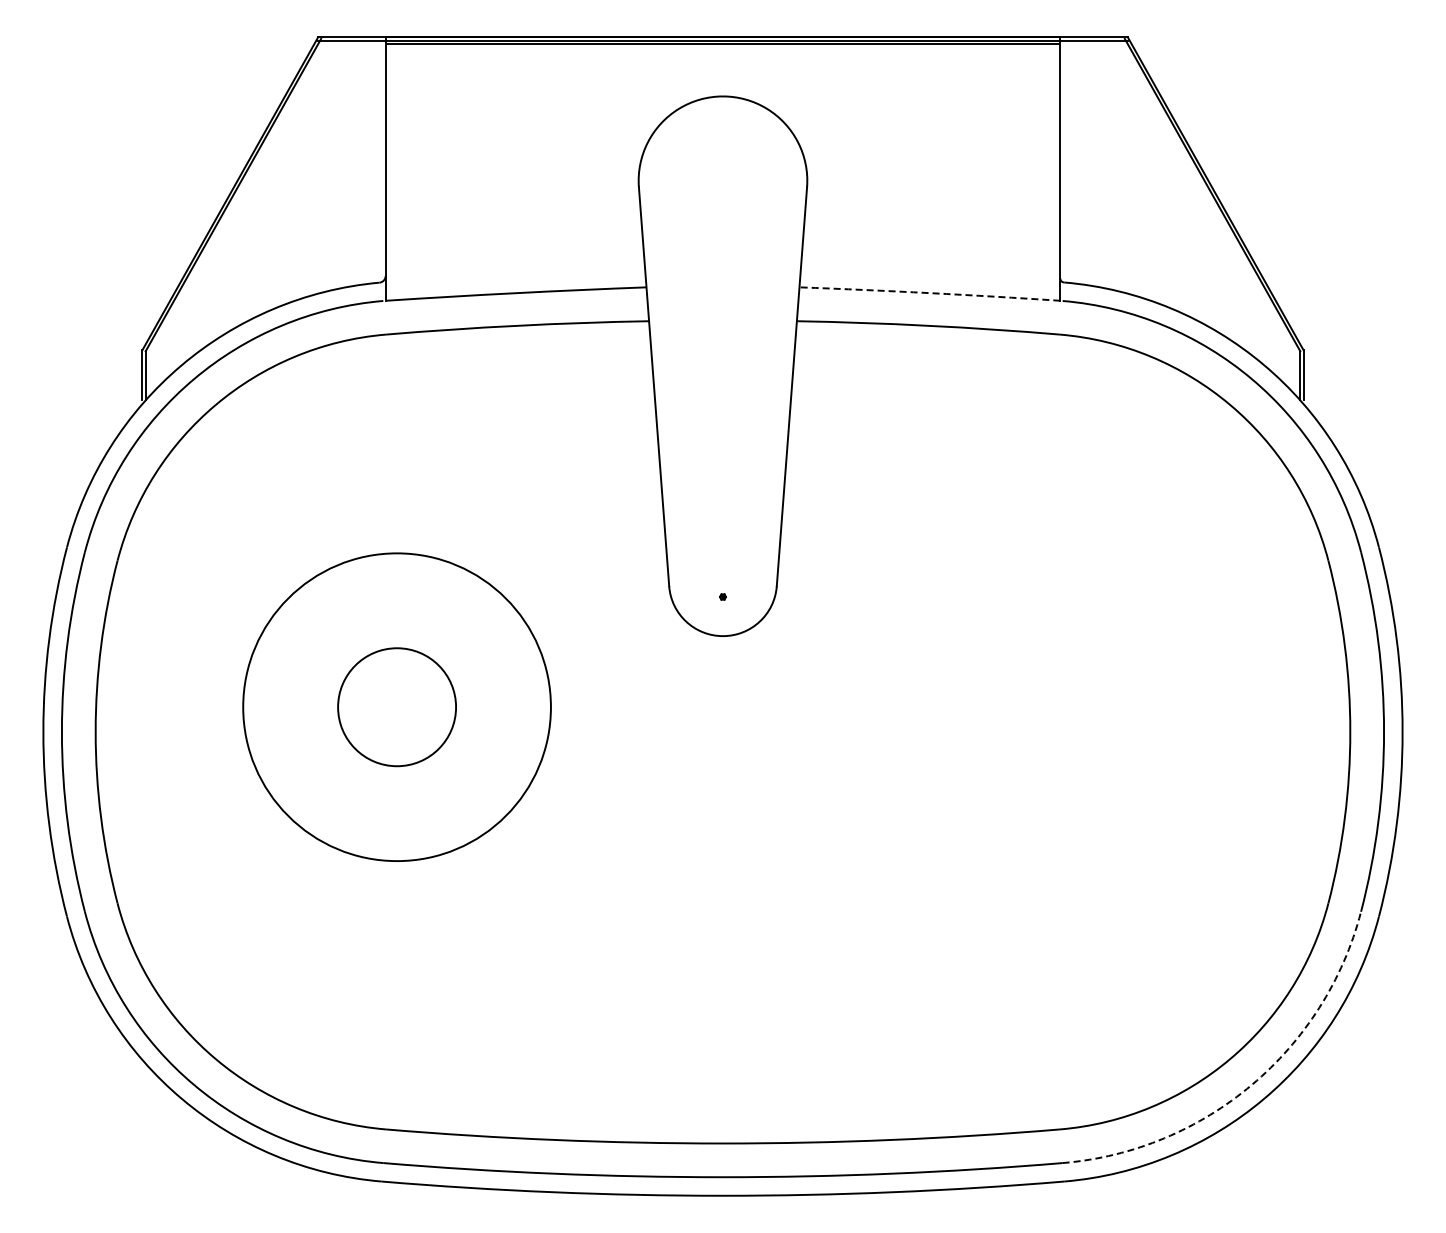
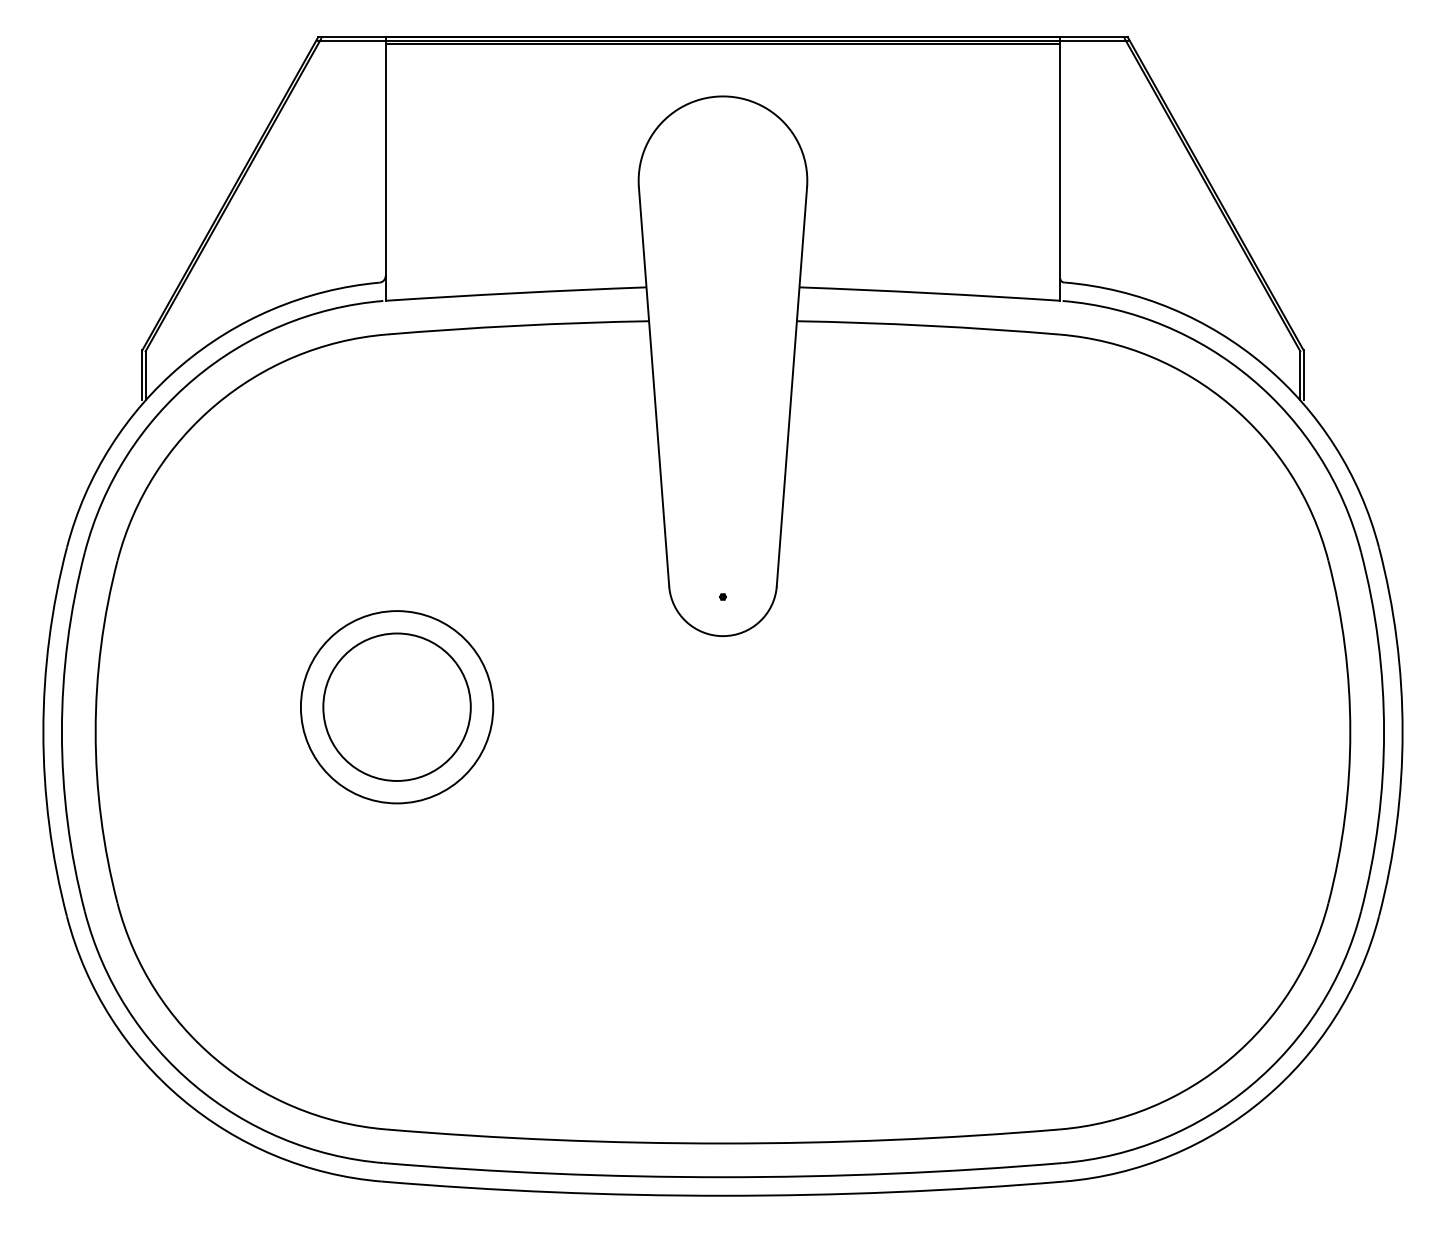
arc: dashed -> solid (929, 293)
circle diameter: 308 px -> 192 px (396, 707)
circle diameter: 118 px -> 147 px (396, 706)
arc: dashed -> solid (1251, 1084)
